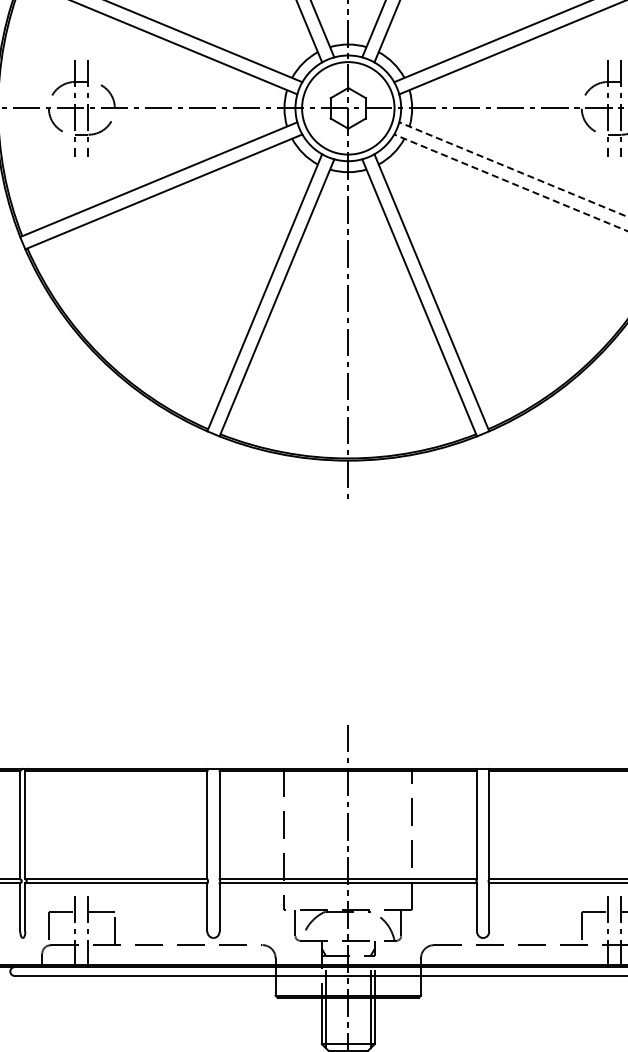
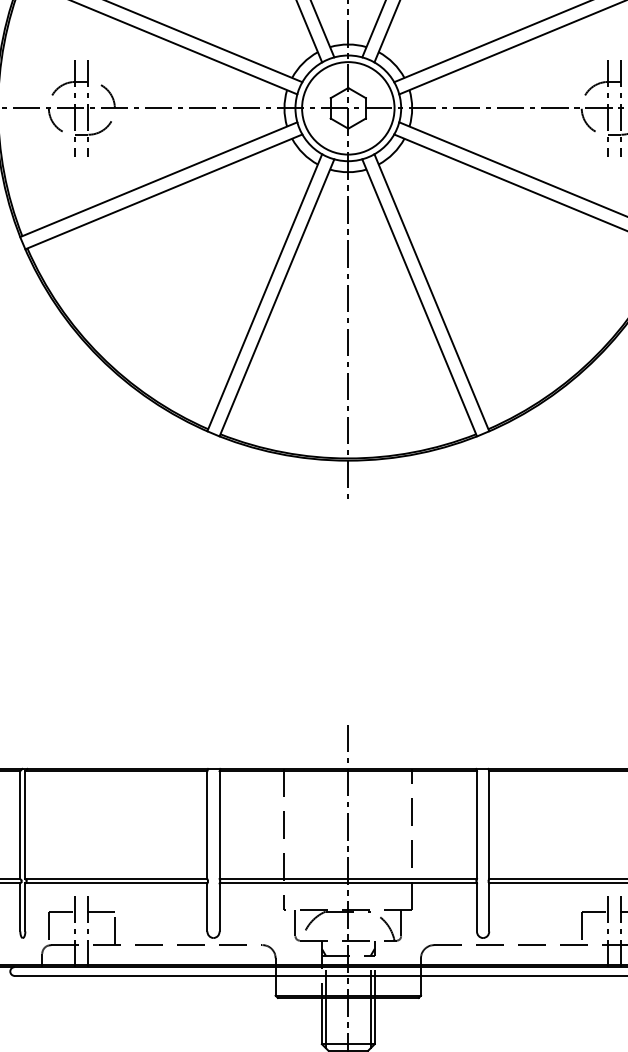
line: dashed -> solid (512, 169)
line: dashed -> solid (510, 182)
